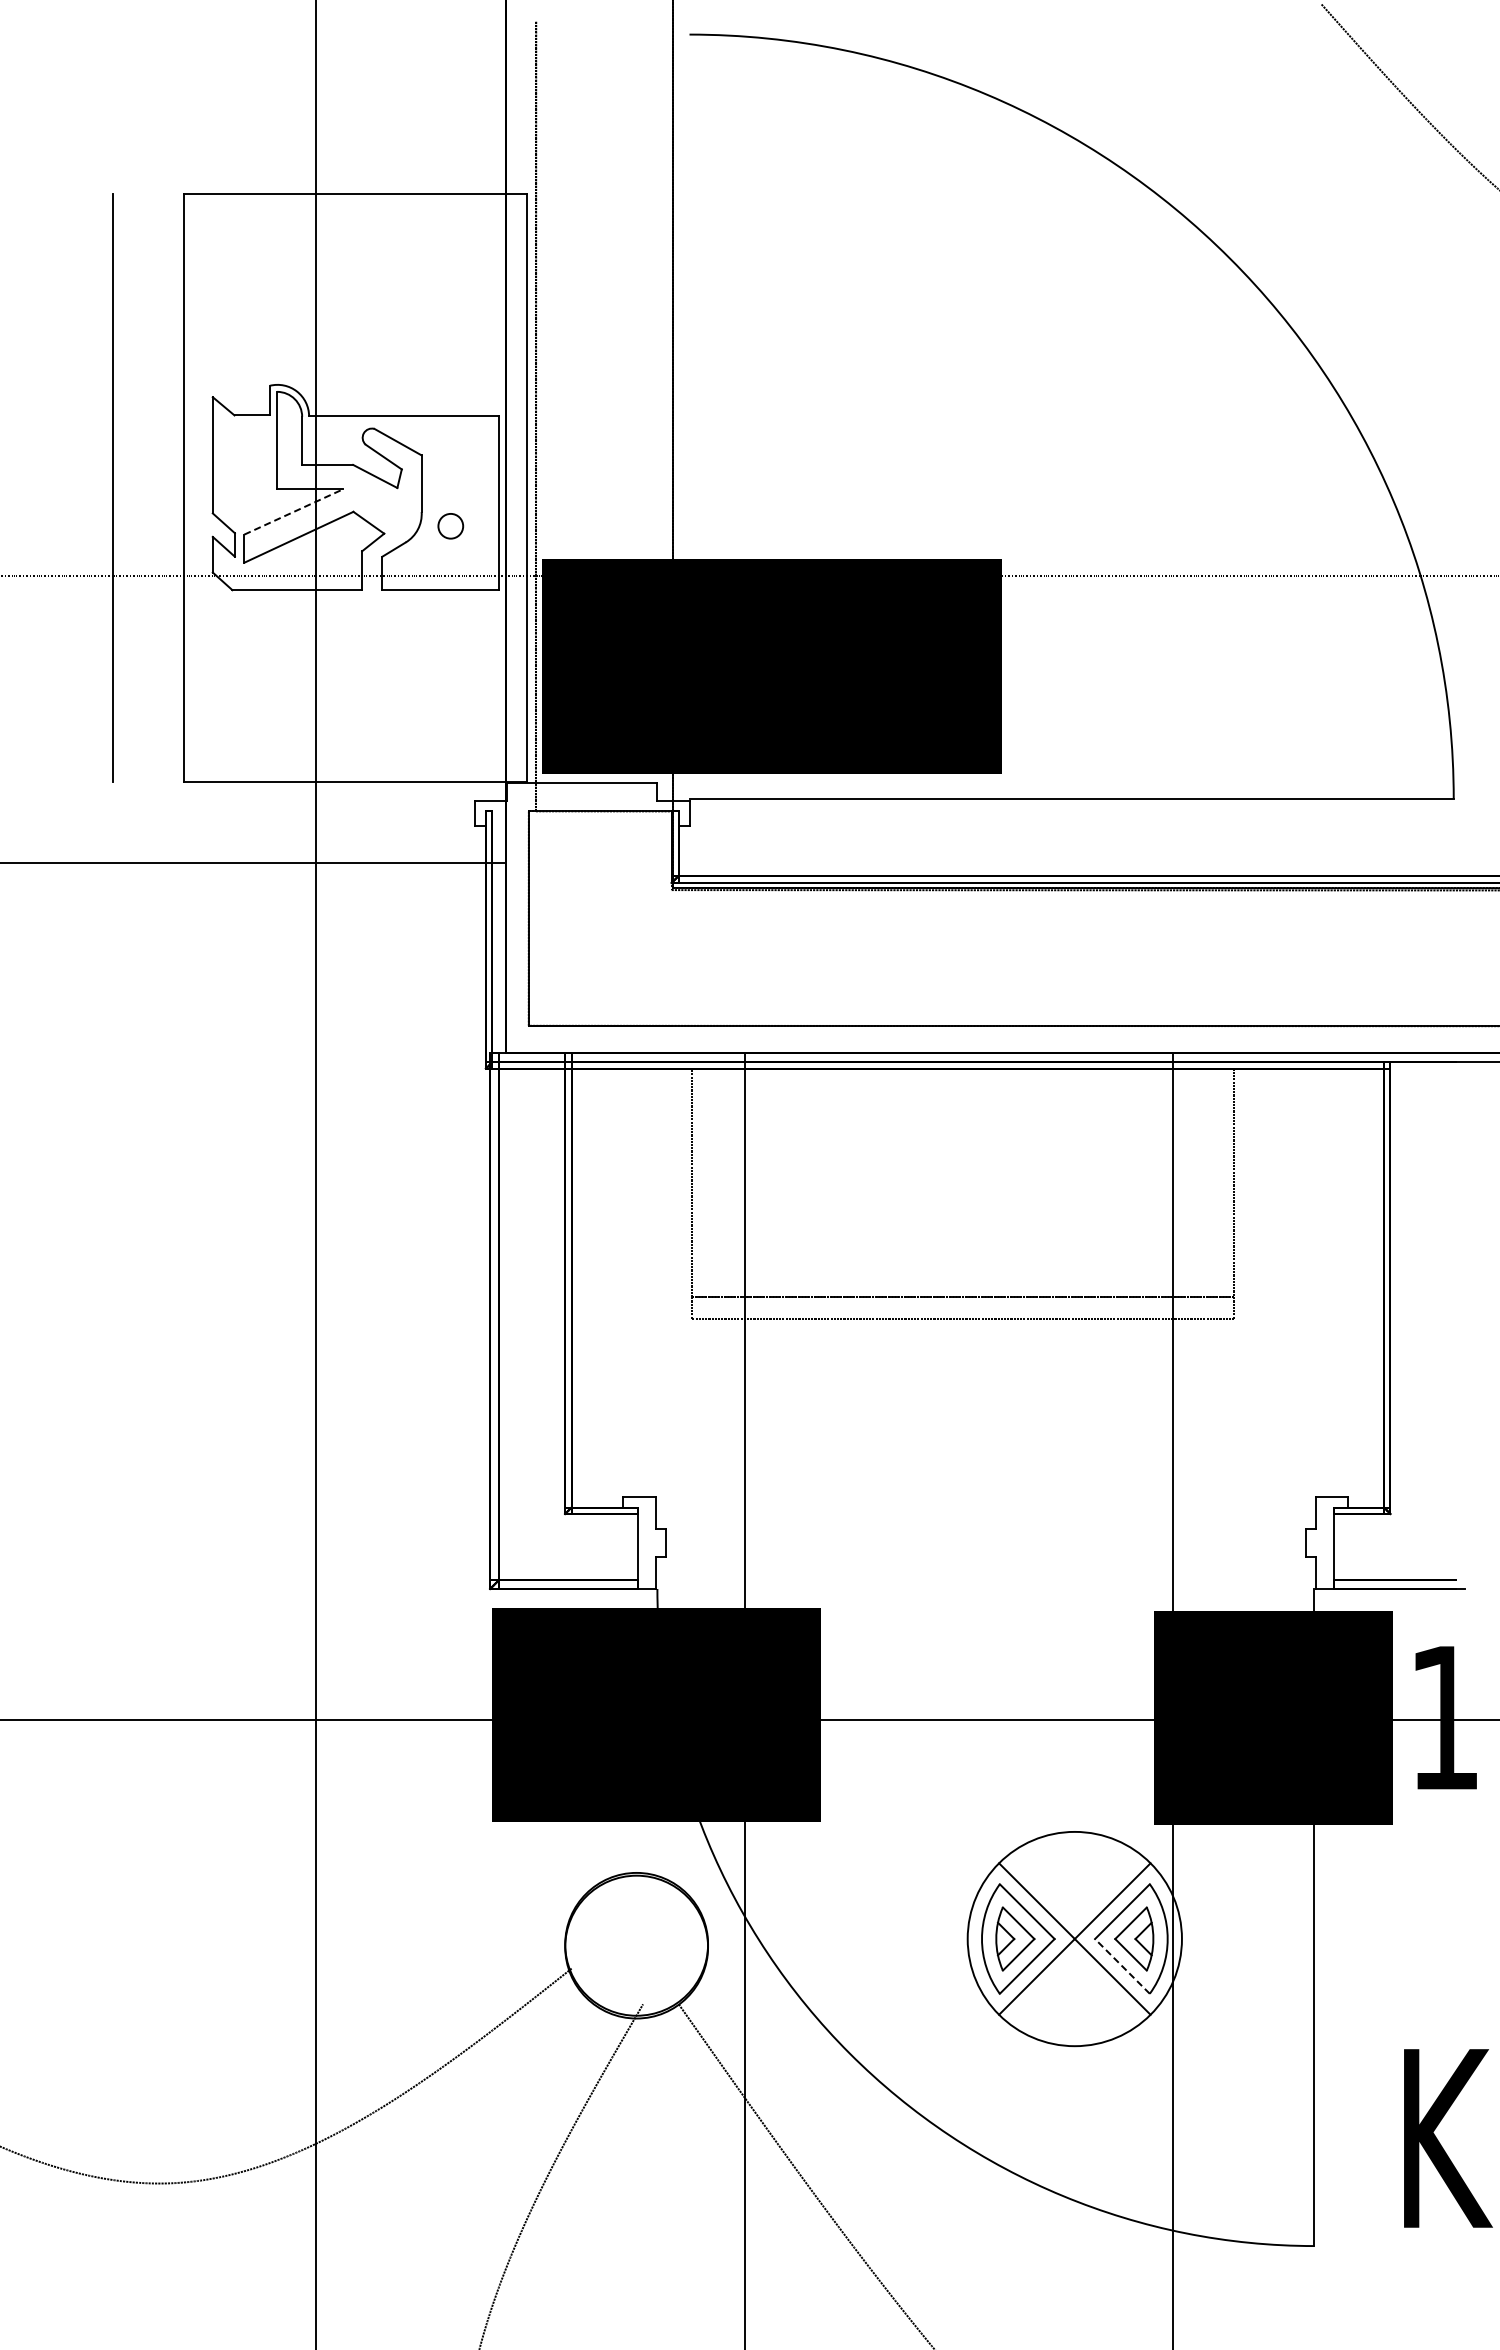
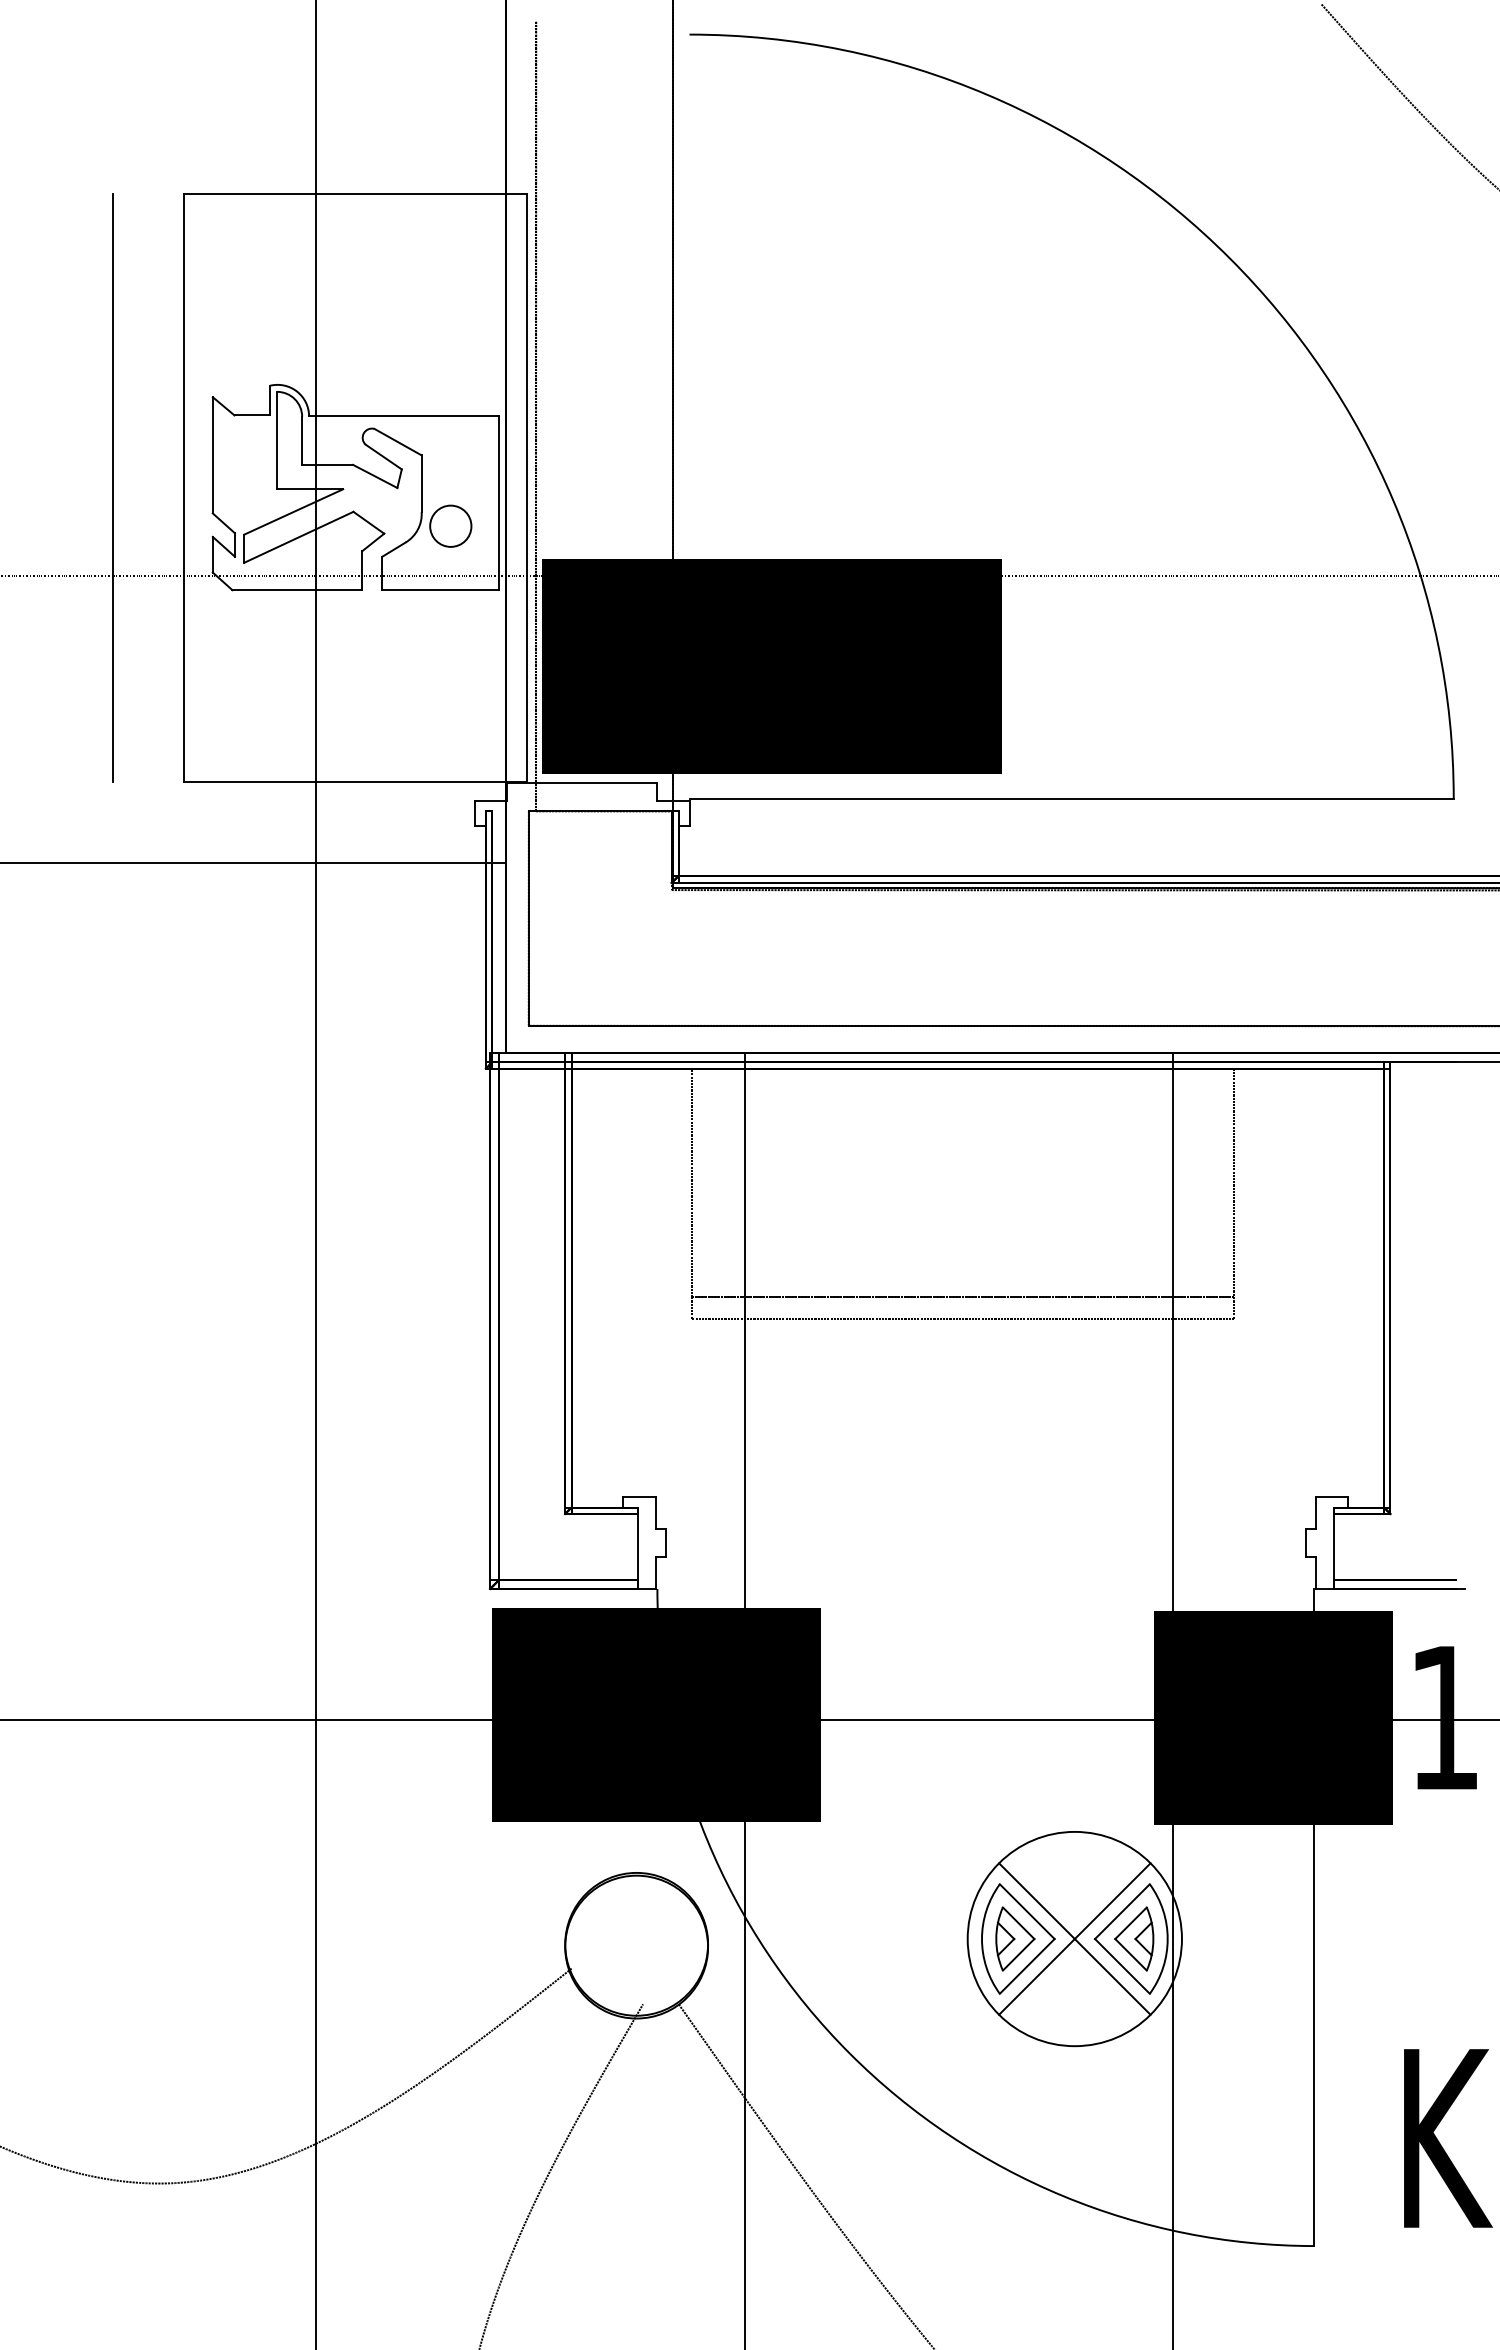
line: dashed -> solid (294, 511)
circle diameter: 25 px -> 41 px (450, 525)
line: dashed -> solid (1122, 1966)
